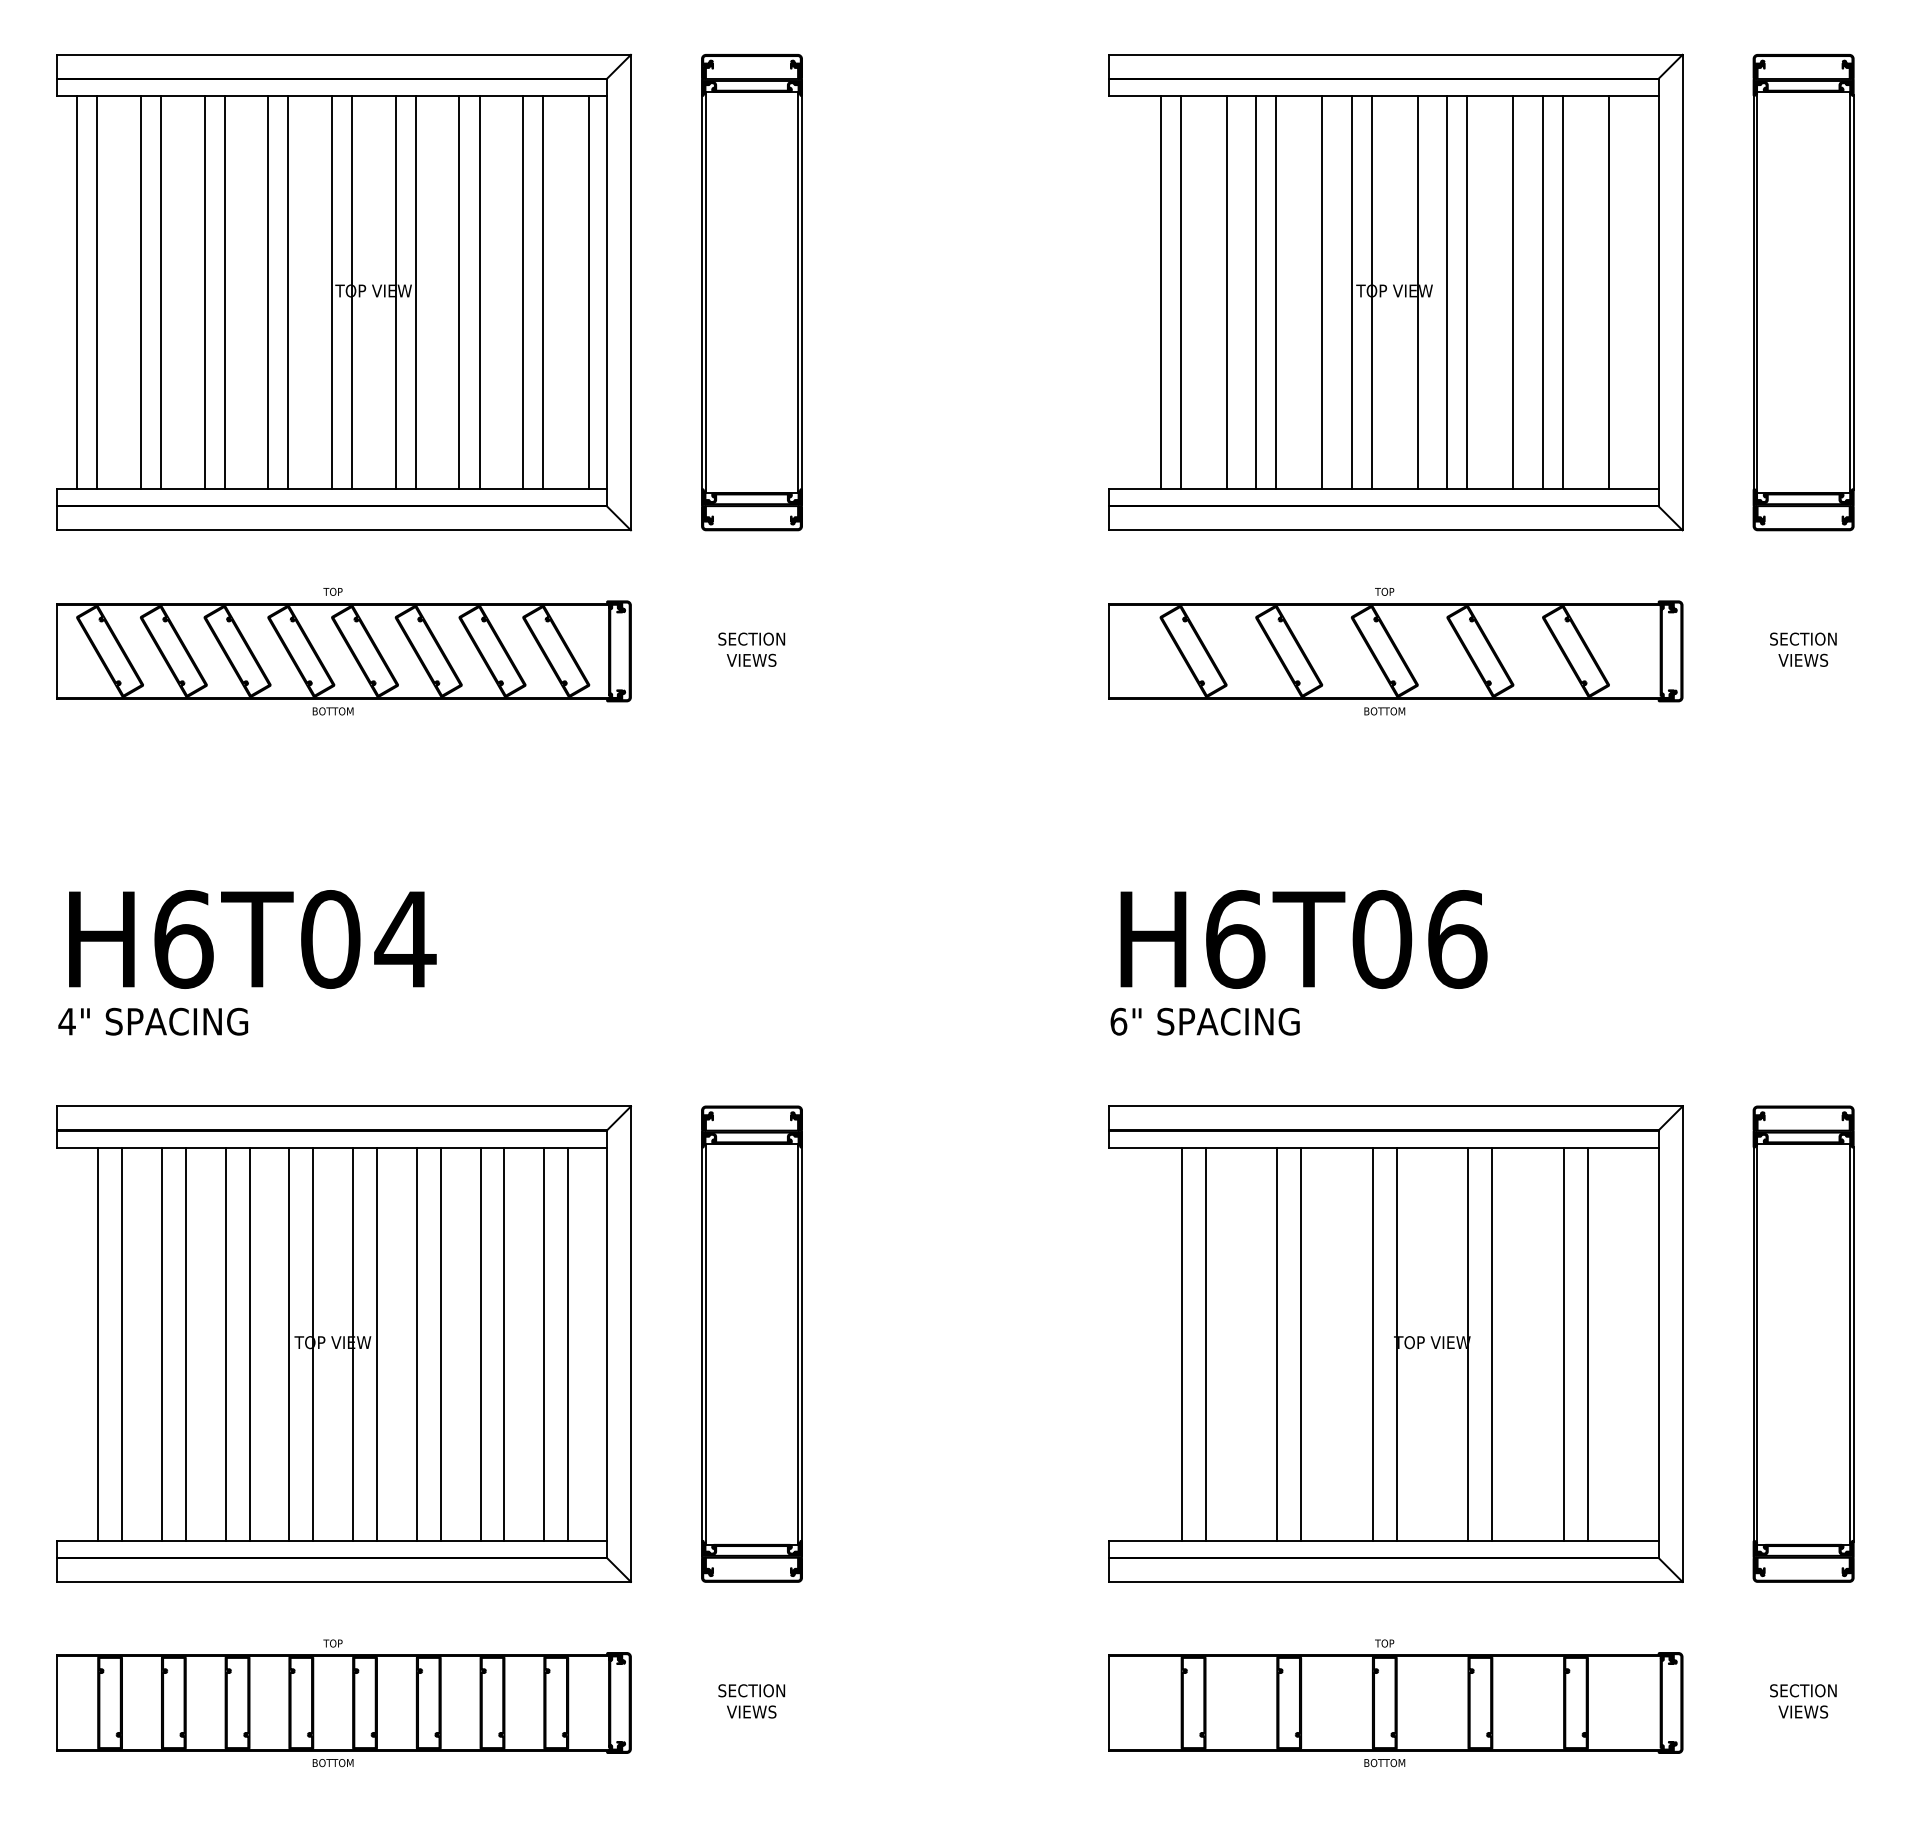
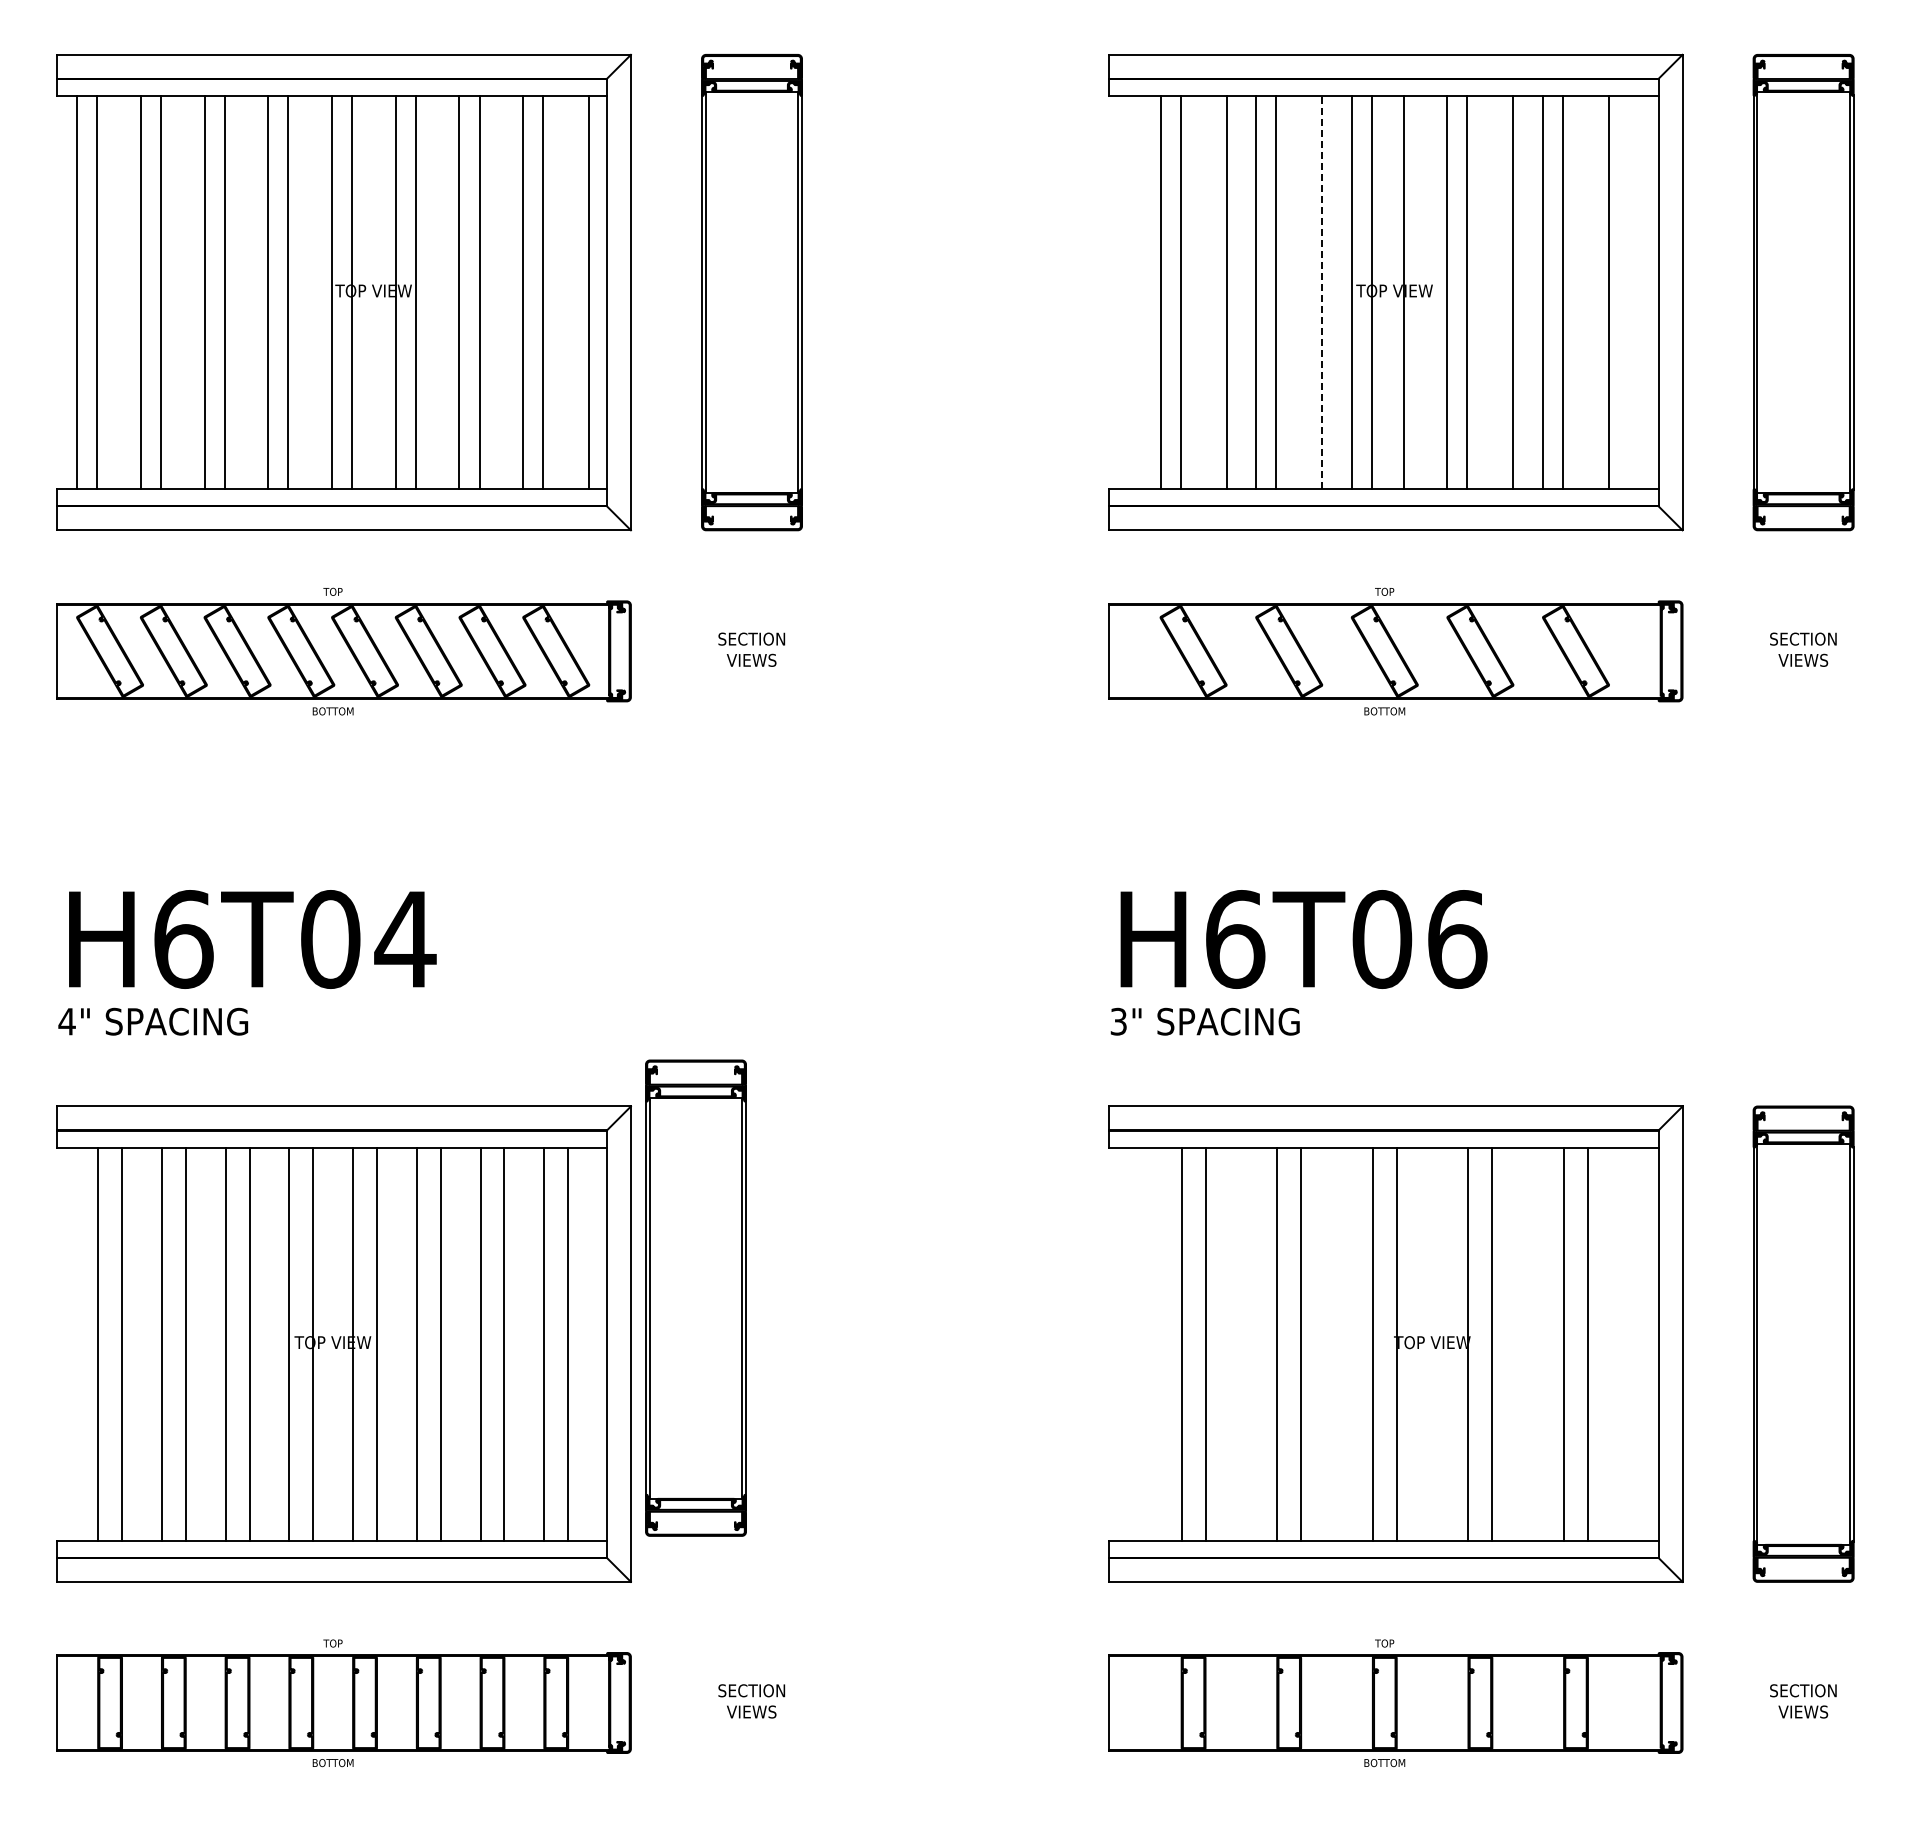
line: solid -> dashed (1322, 292)
line position: (1417, 292) -> (1403, 292) (1403, 292)
text: 6" -> 3" (1118, 1021)
part position: (751, 1343) -> (695, 1297) (695, 1297)
